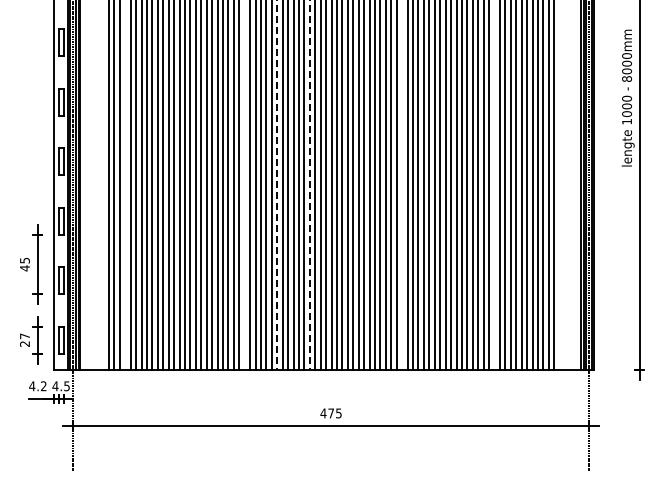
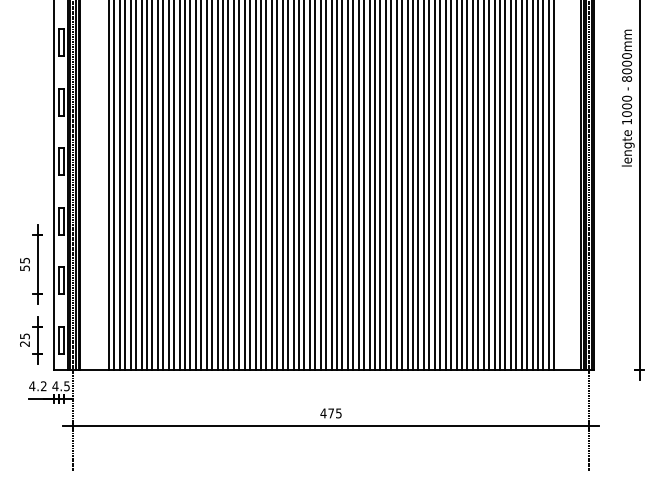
line: dashed -> solid (277, 185)
line: dashed -> solid (309, 185)
line: none -> present (125, 186)
line: none -> present (244, 186)
line: none -> present (402, 186)
line: none -> present (494, 186)
text: 45 -> 55 (24, 268)
text: 27 -> 25 (24, 336)
